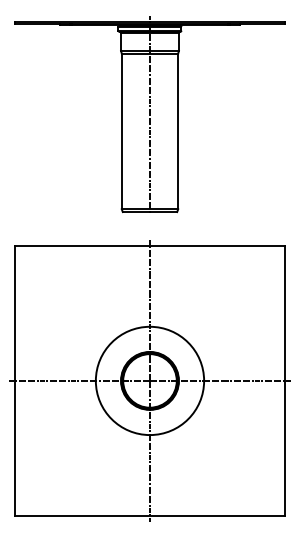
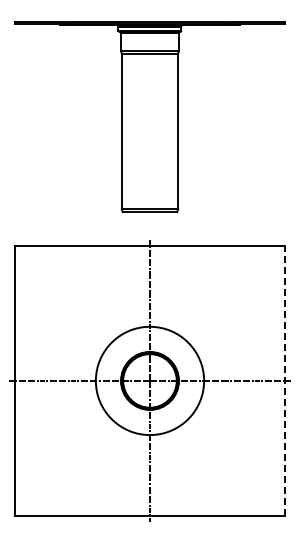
line: present -> none (149, 114)
line: solid -> dashed (285, 380)
